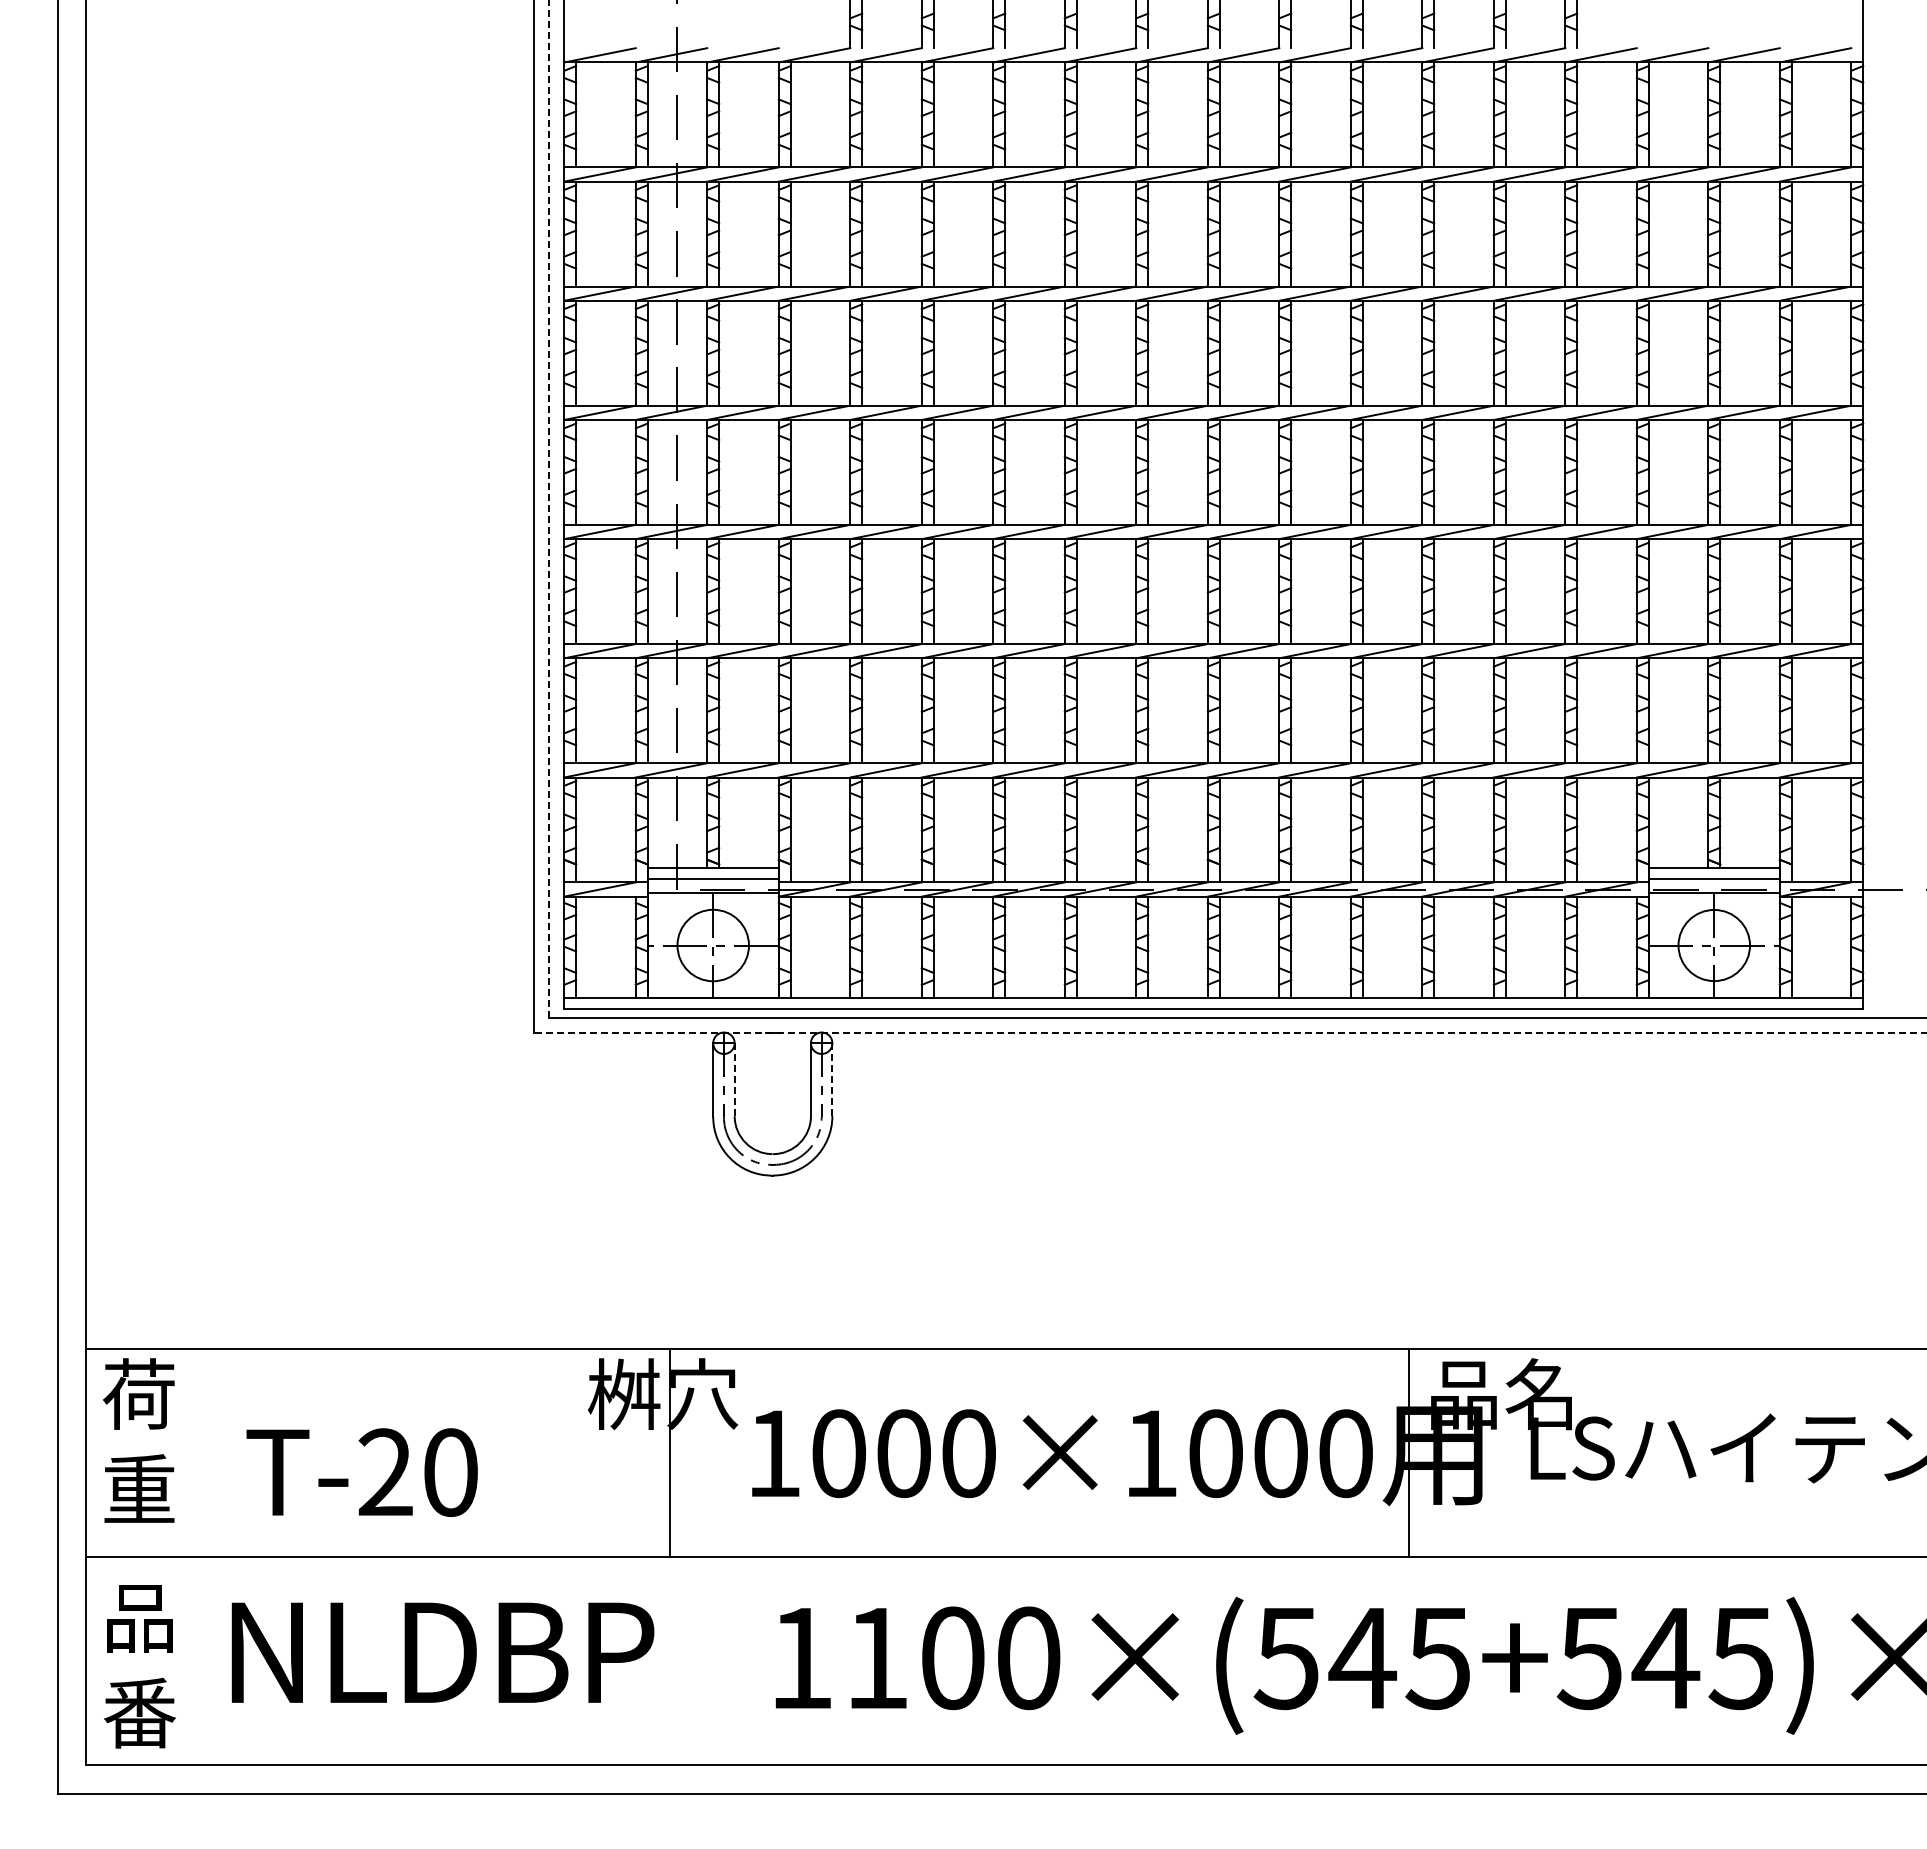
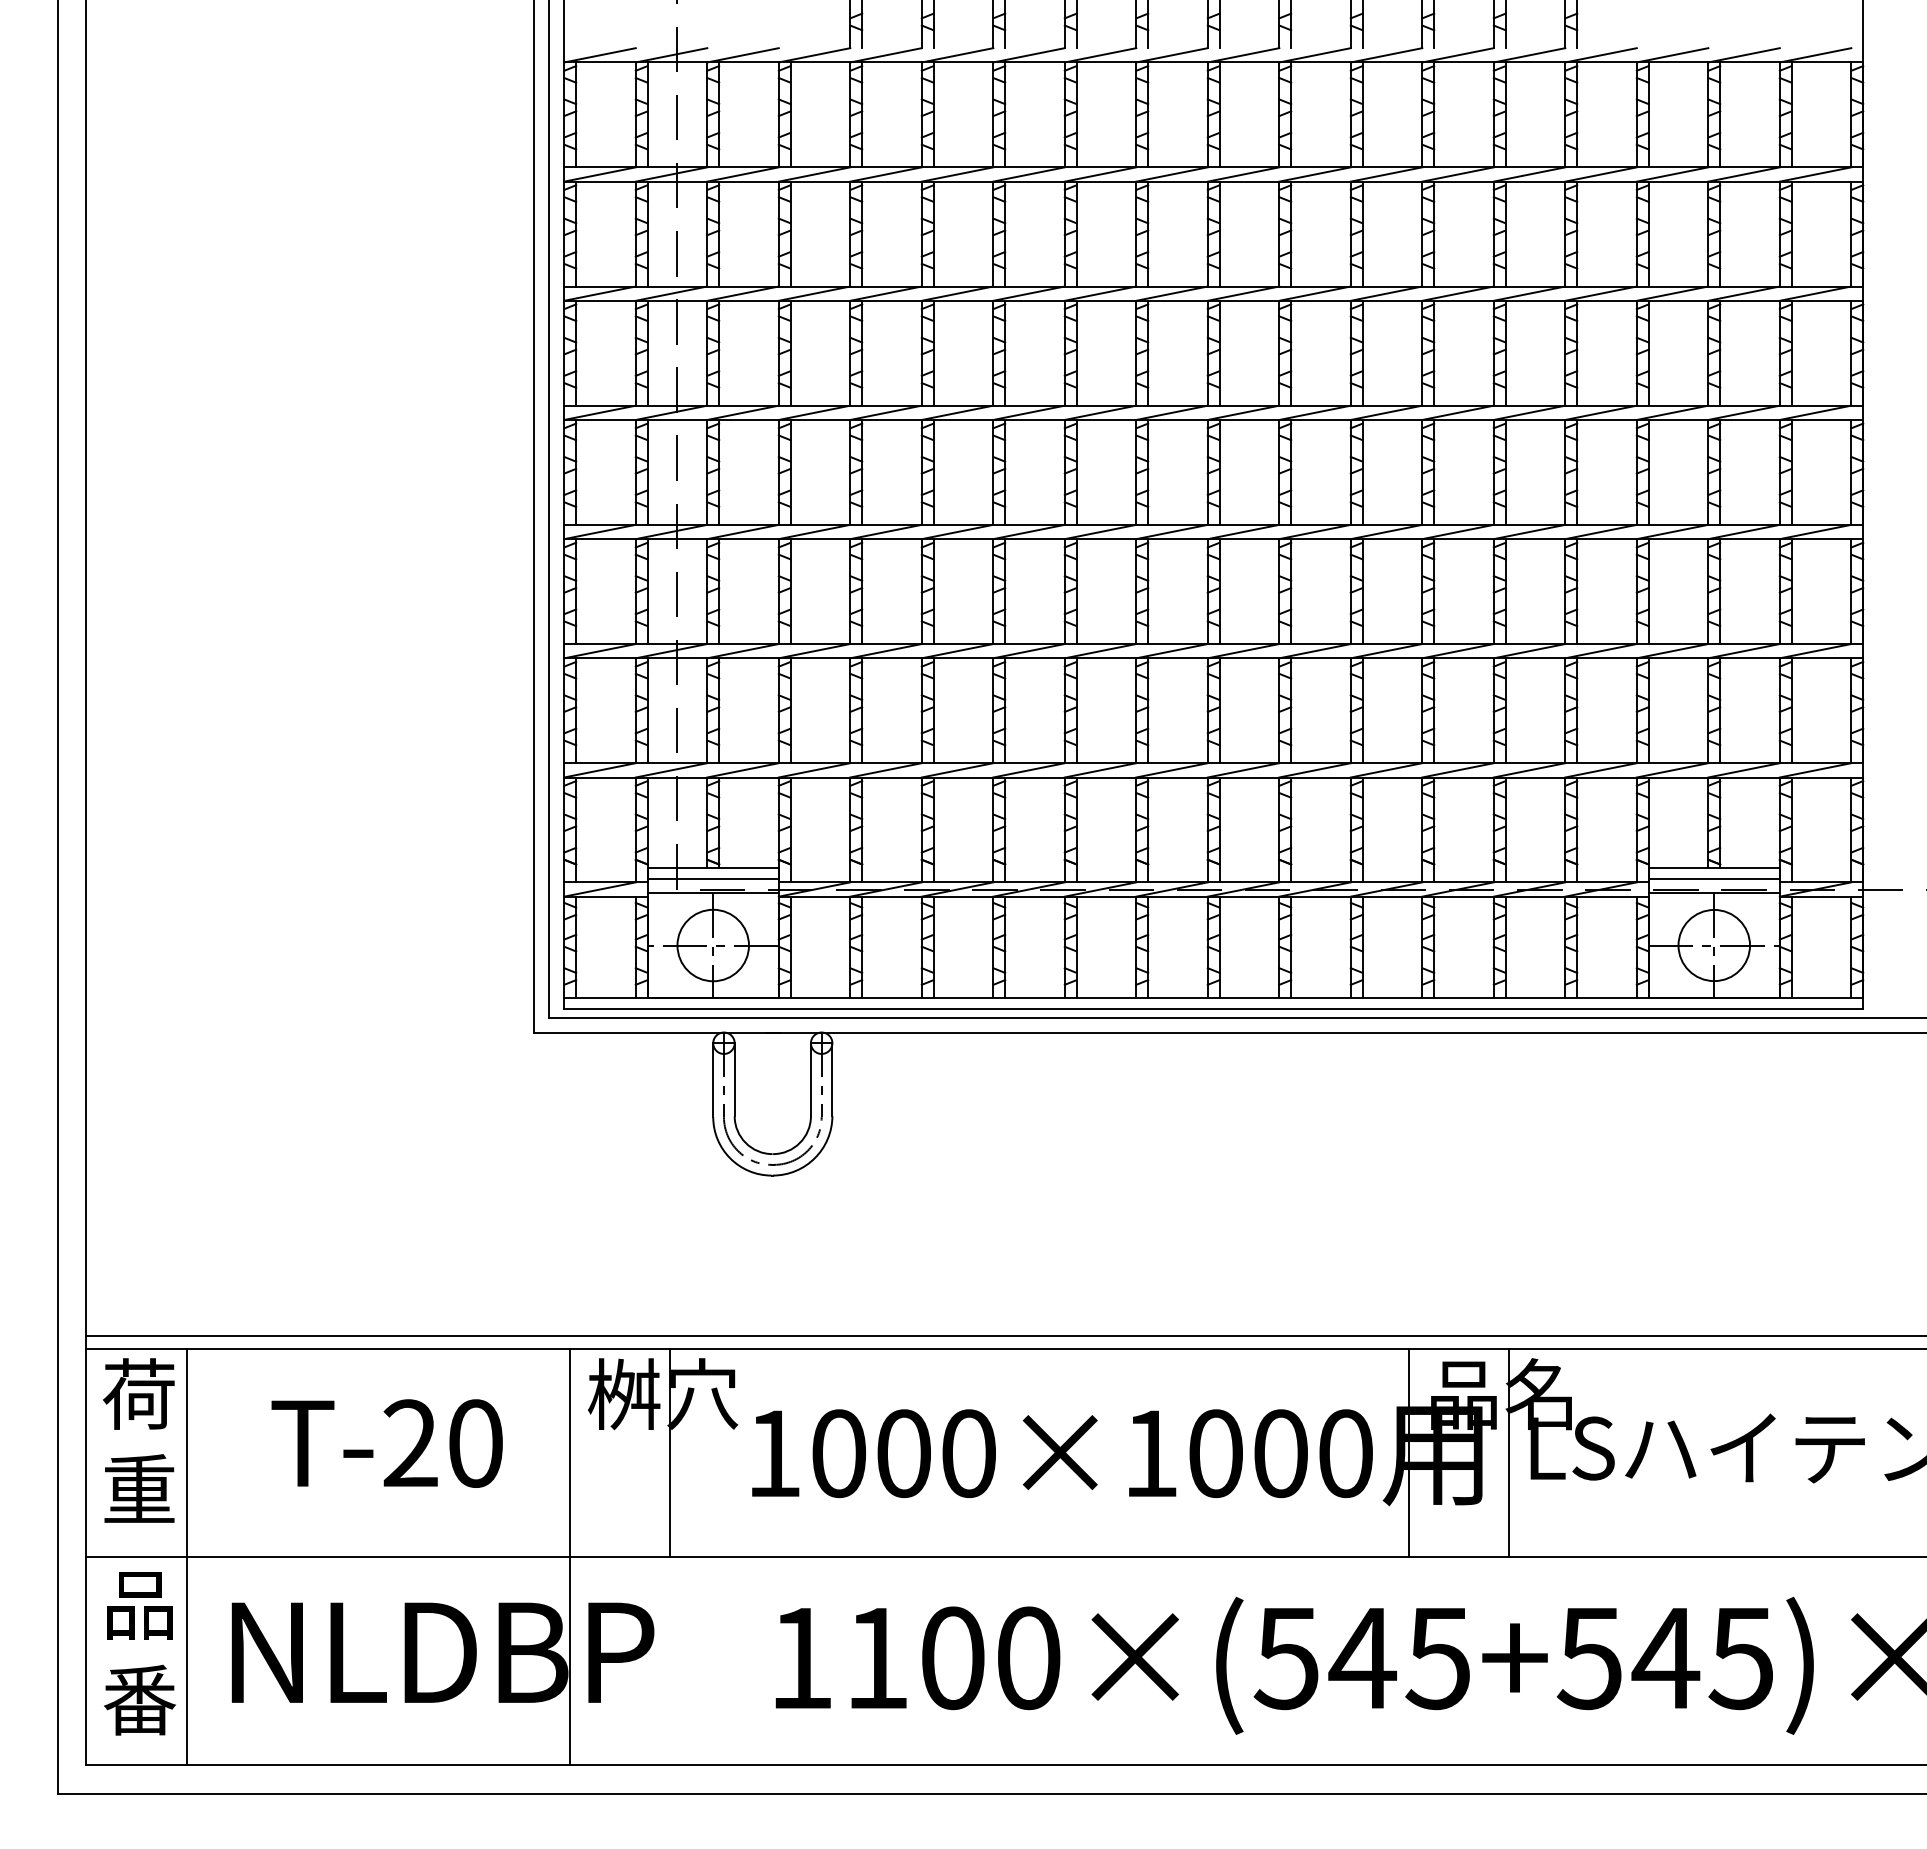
line: dashed -> solid (548, 509)
line: dashed -> solid (1230, 1032)
line: dashed -> solid (734, 1080)
line: dashed -> solid (832, 1080)
line: none -> present (1004, 1335)
line: none -> present (1509, 1453)
text position: (361, 1472) -> (386, 1443) (386, 1443)
line: none -> present (186, 1557)
line: none -> present (570, 1557)
text position: (139, 1666) -> (139, 1653) (139, 1653)
